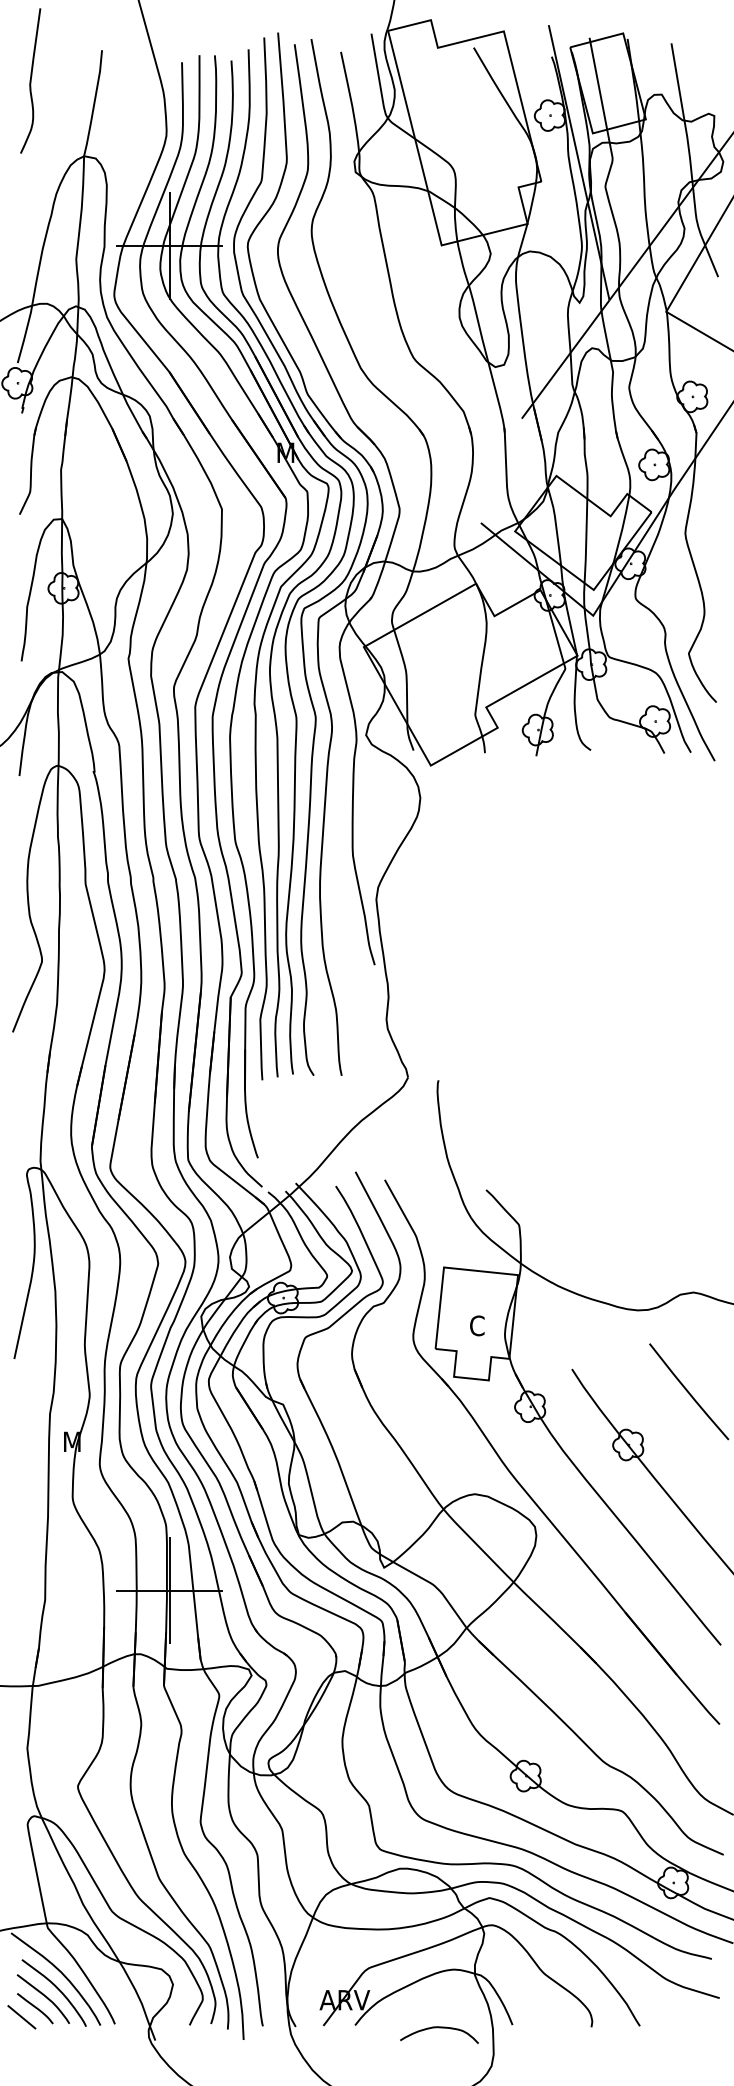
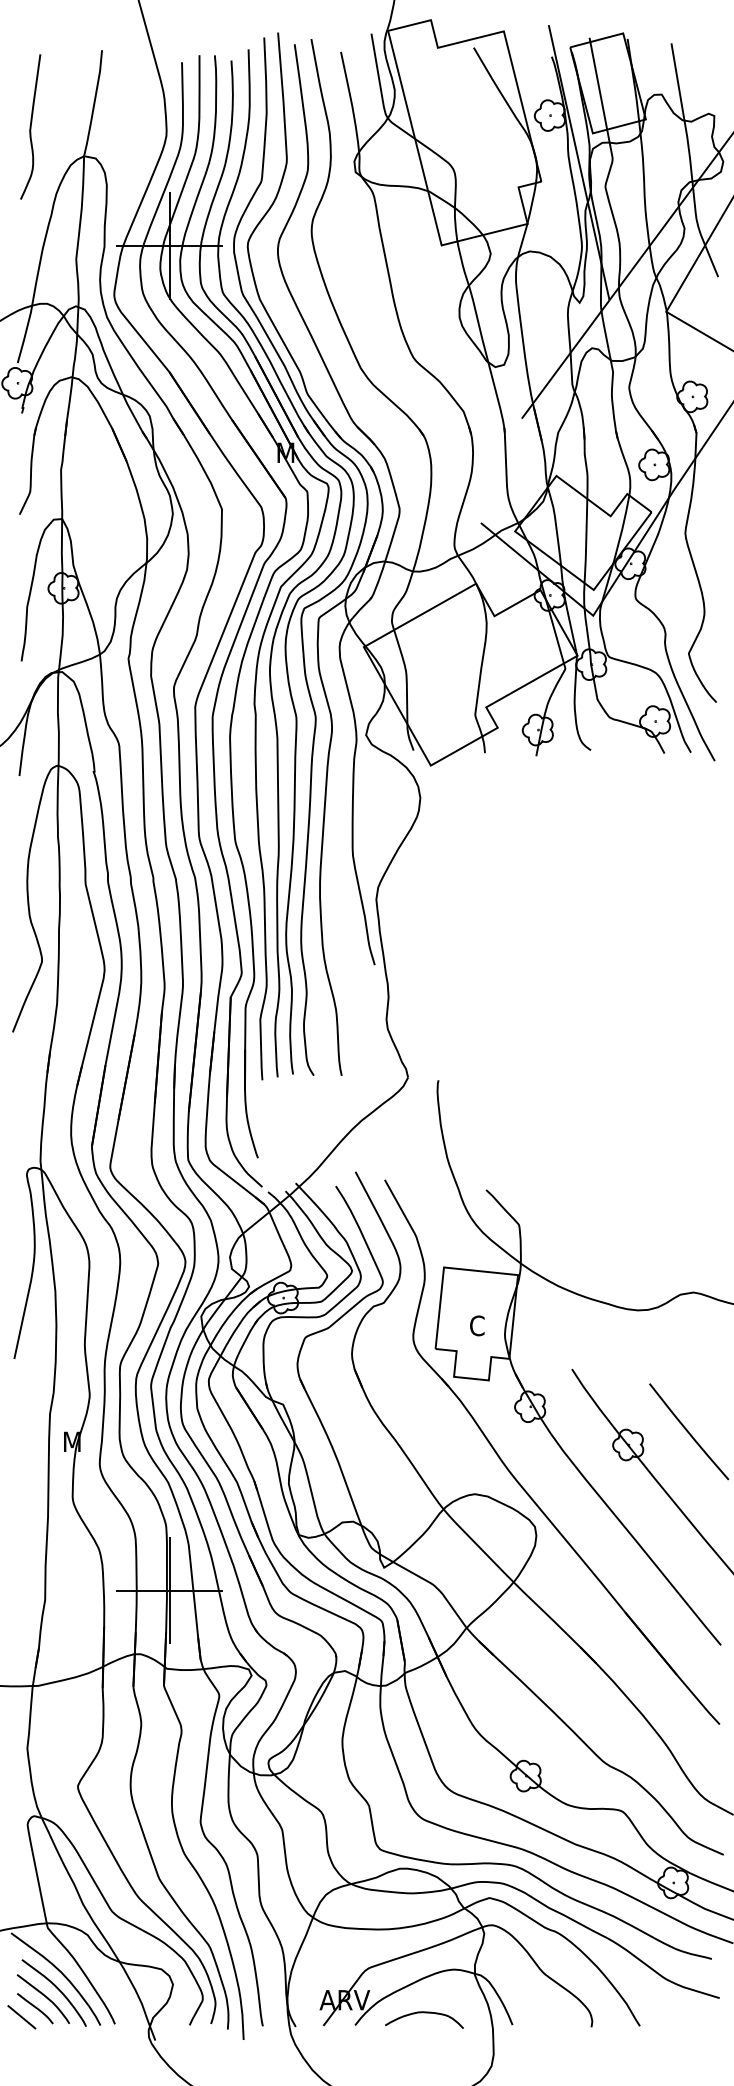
curve position: (30, 80) -> (30, 126) (30, 126)
line position: (688, 1391) -> (688, 1431) (688, 1431)
curve position: (439, 2028) -> (424, 2013) (424, 2013)
